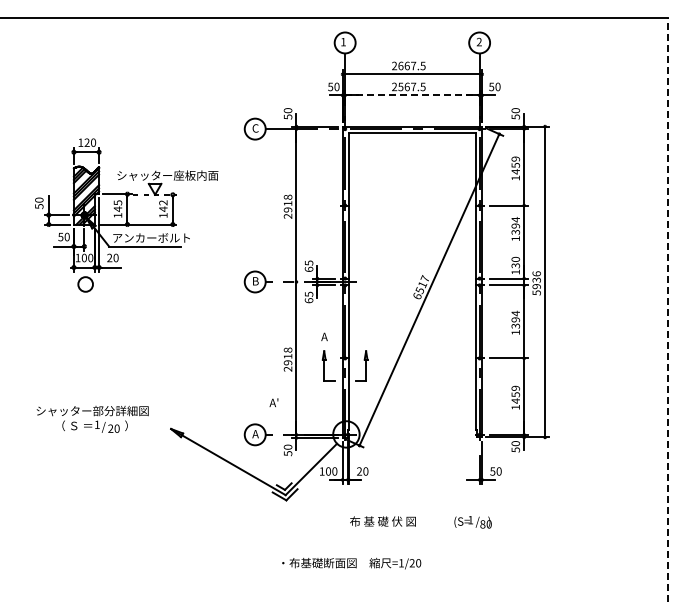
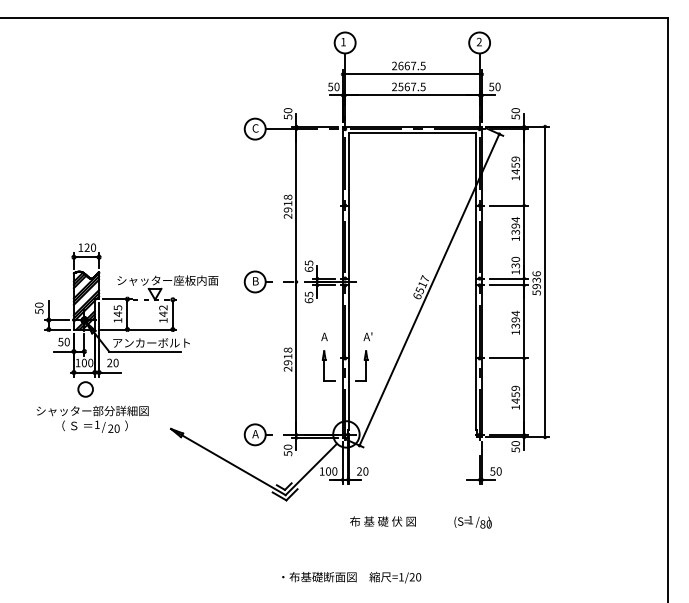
line: dashed -> solid (412, 95)
part position: (126, 215) -> (126, 320) (126, 320)
line: dashed -> solid (668, 309)
text position: (273, 402) -> (367, 336) (367, 336)
text position: (351, 563) -> (351, 577) (351, 577)
